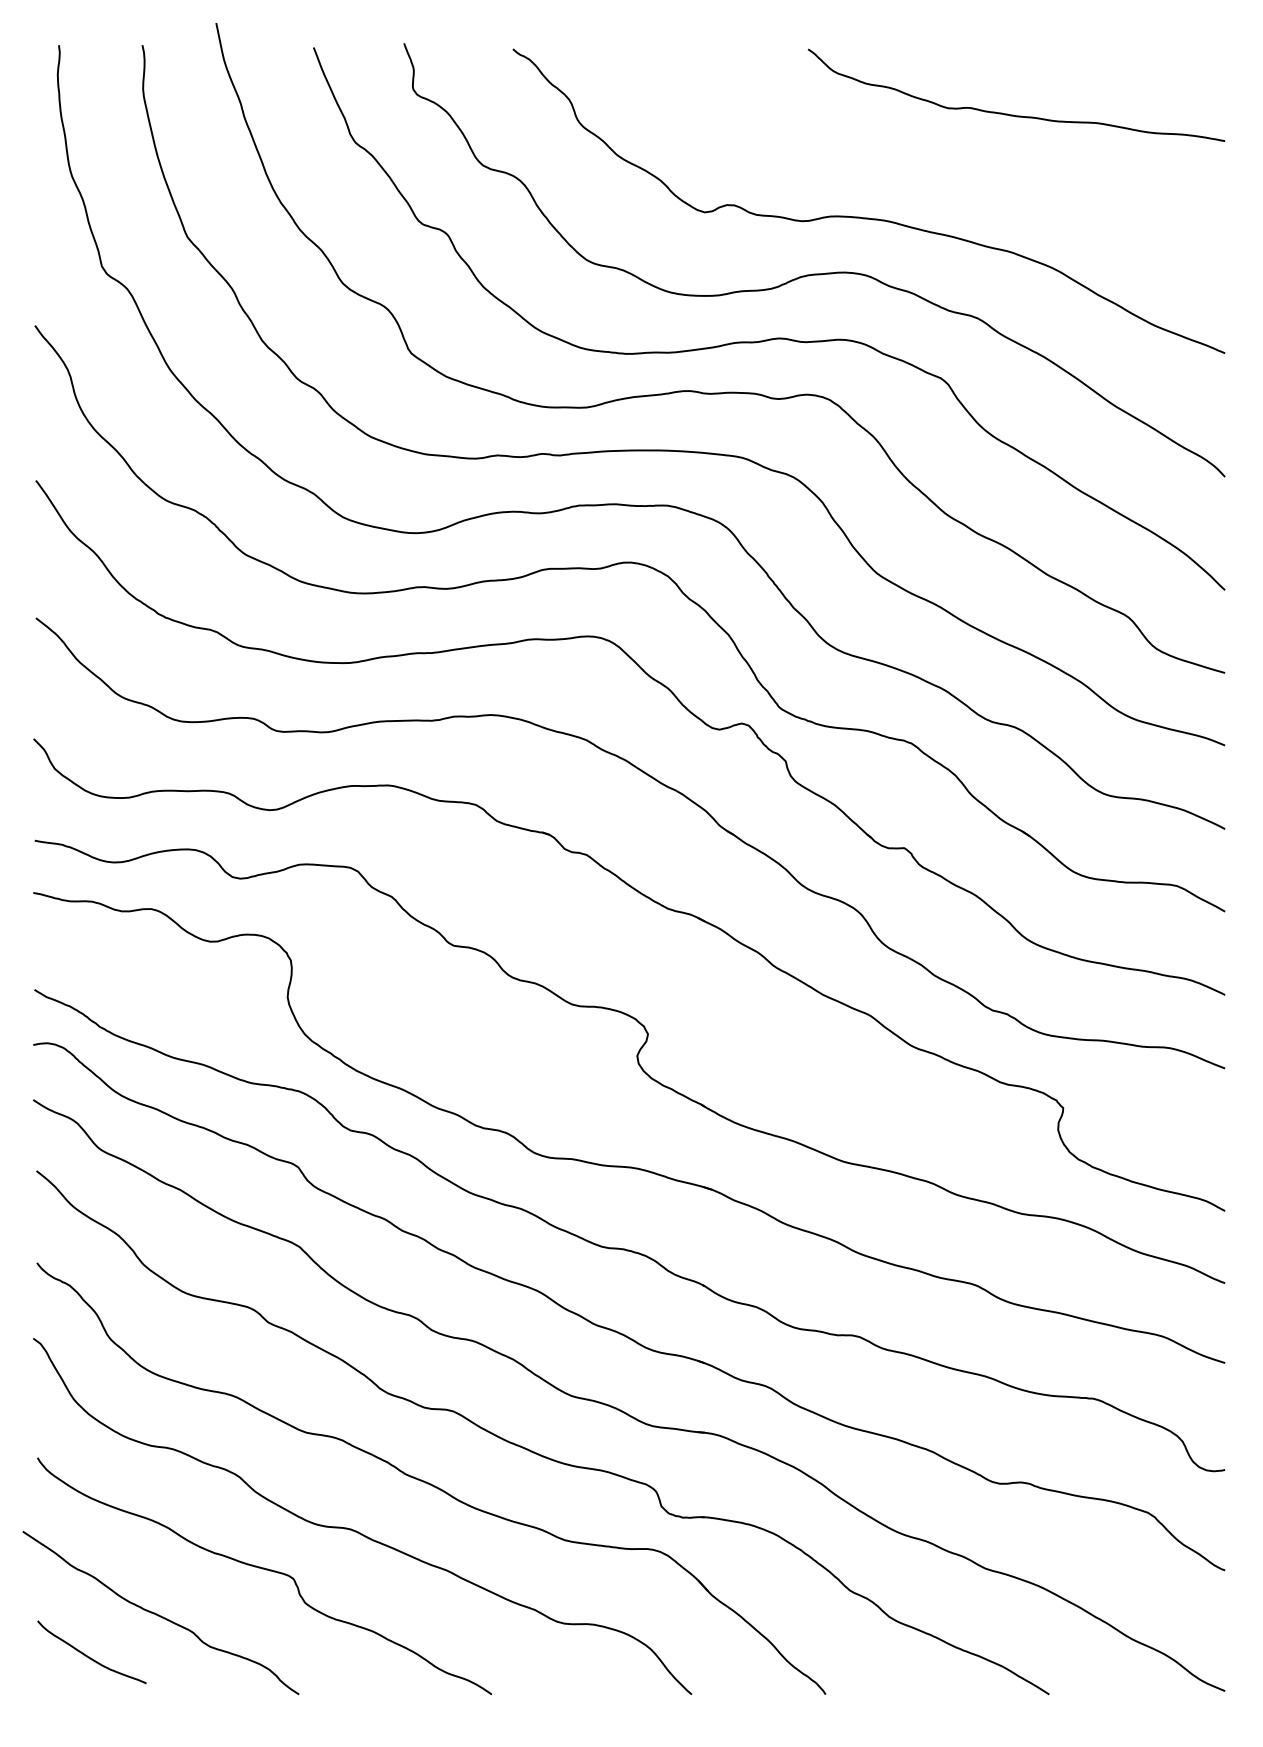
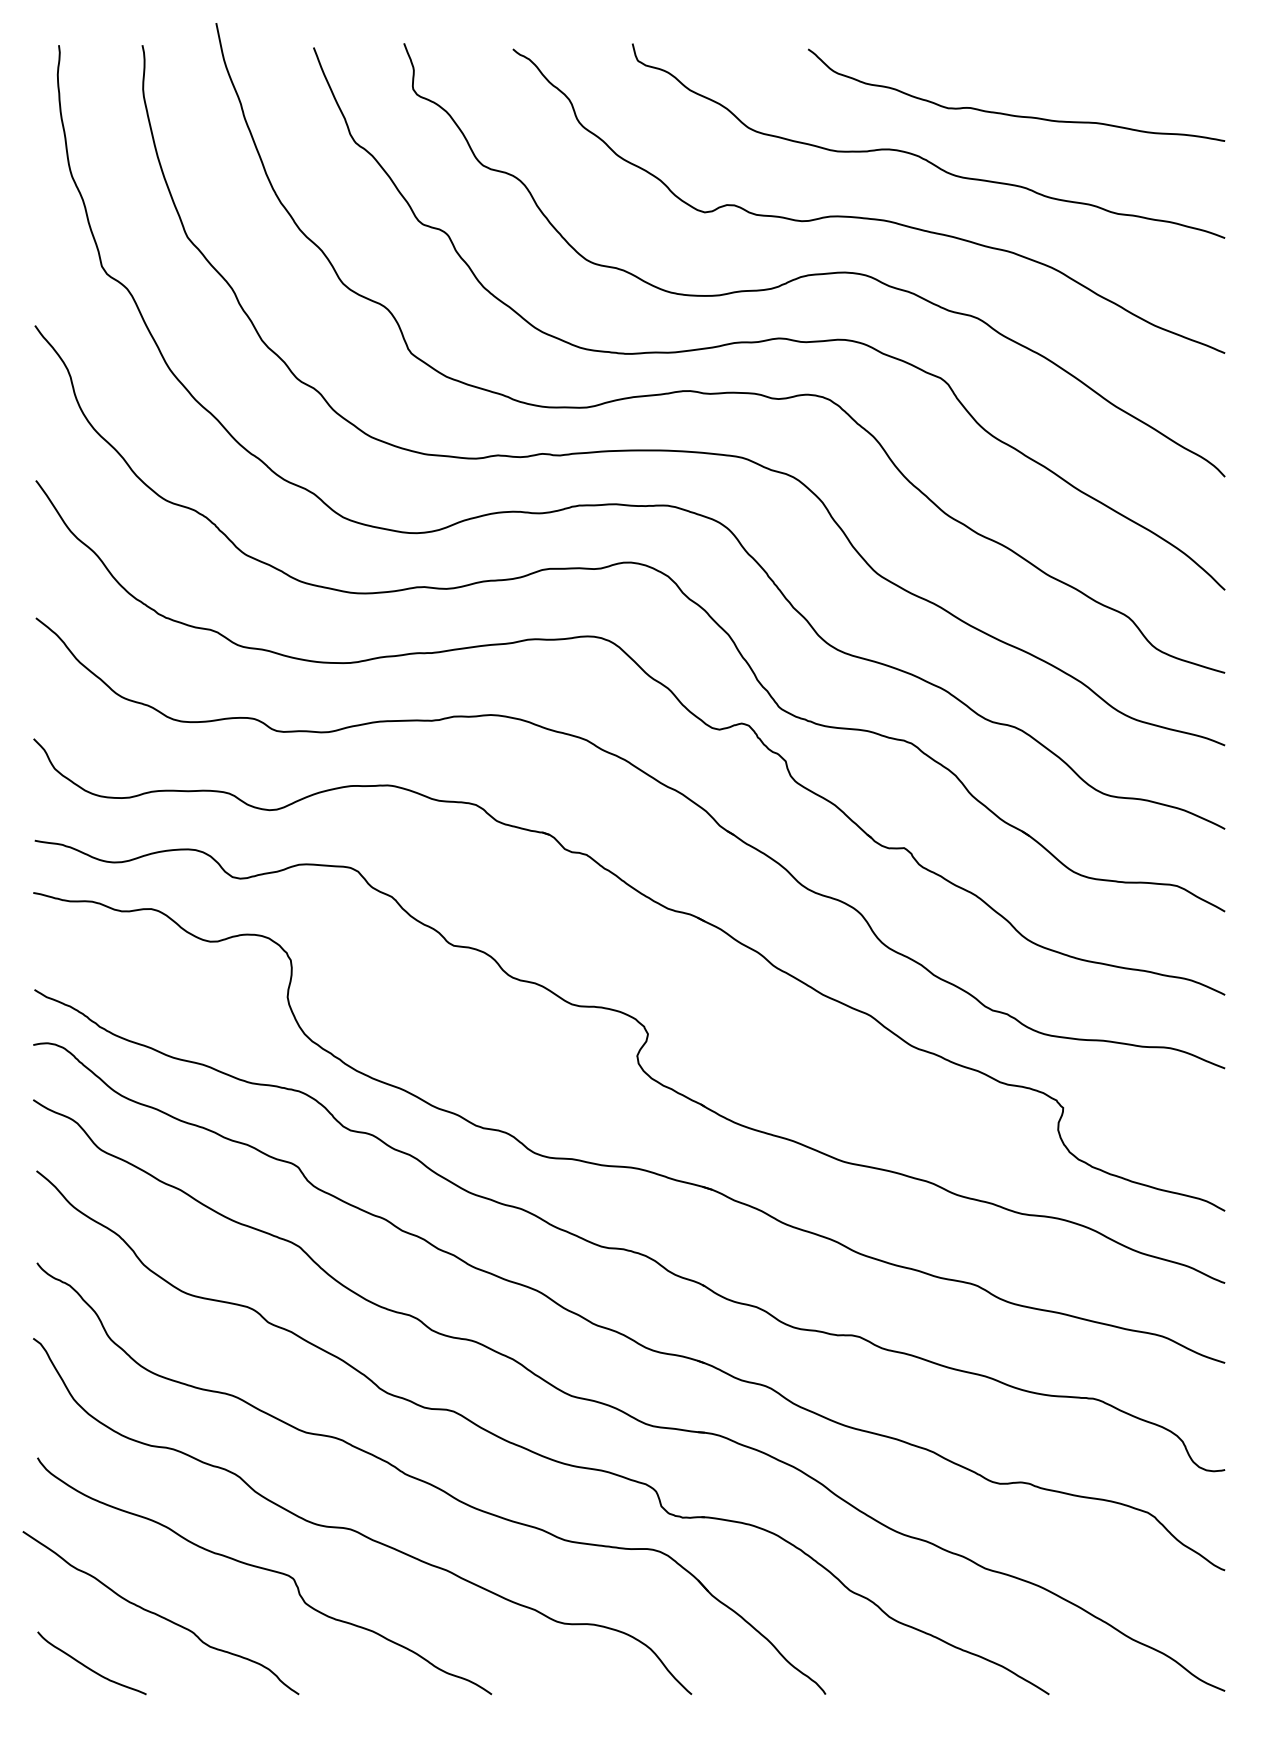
curve: none -> present (921, 156)
curve position: (89, 1656) -> (89, 1667) (89, 1667)
